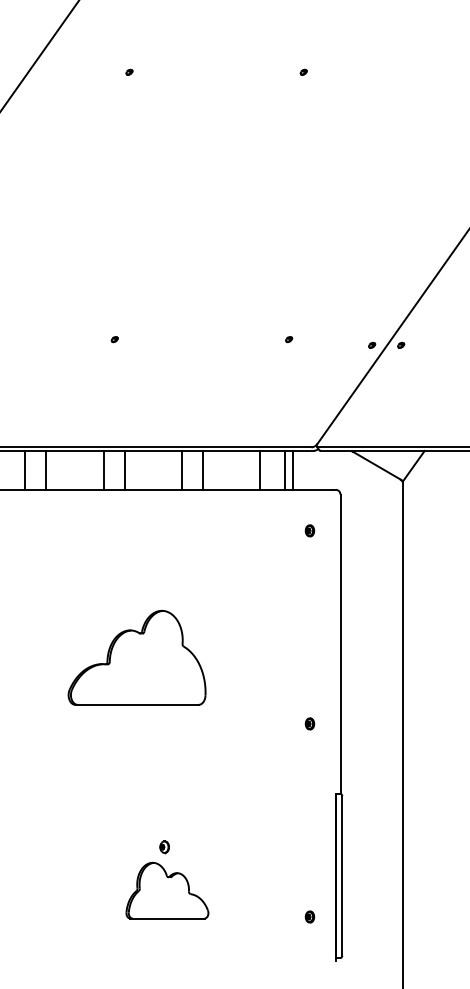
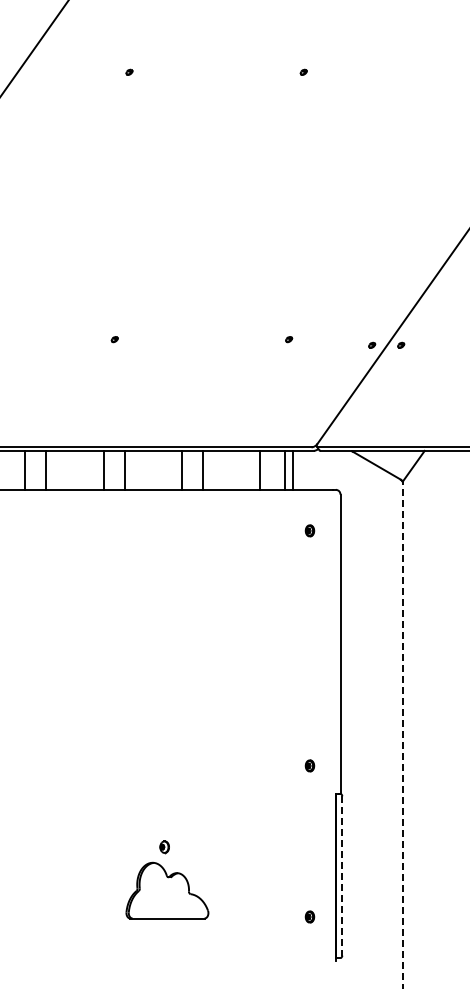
line position: (39, 55) -> (34, 48) (34, 48)
part: present -> none (136, 657)
part position: (309, 723) -> (309, 765) (309, 765)
line: solid -> dashed (402, 734)
line: solid -> dashed (342, 875)
